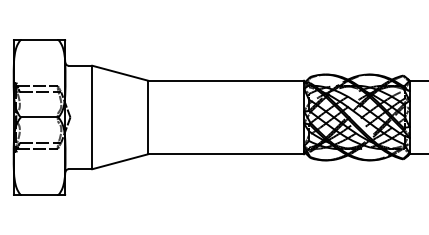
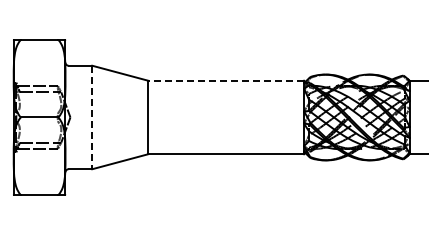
line: solid -> dashed (226, 80)
line: solid -> dashed (92, 117)
